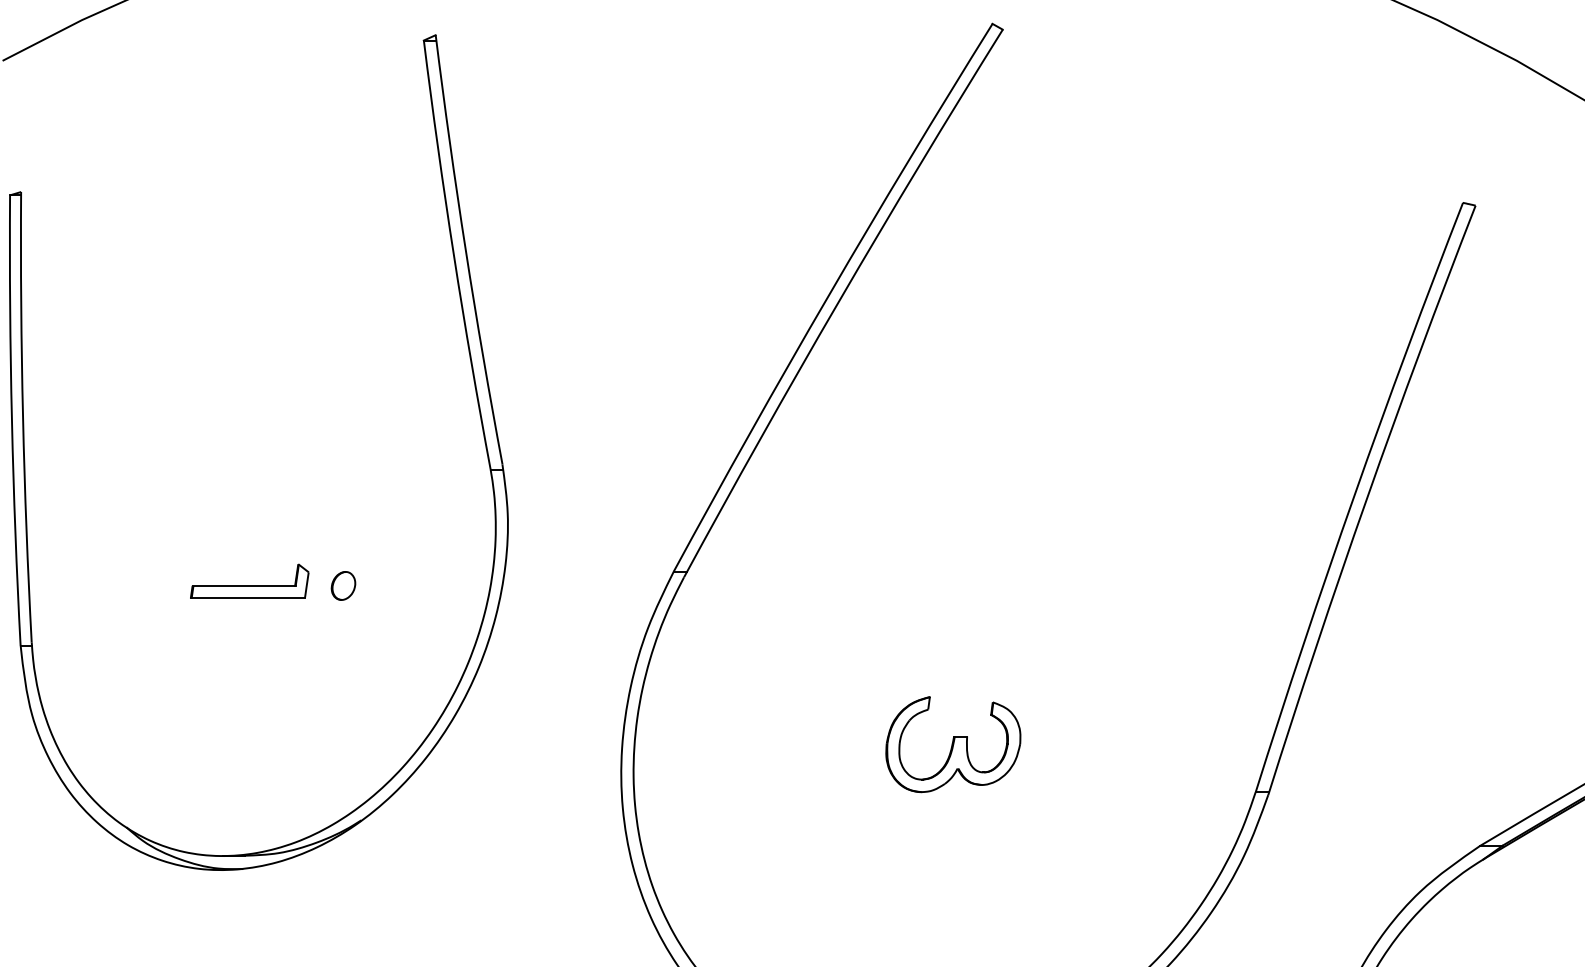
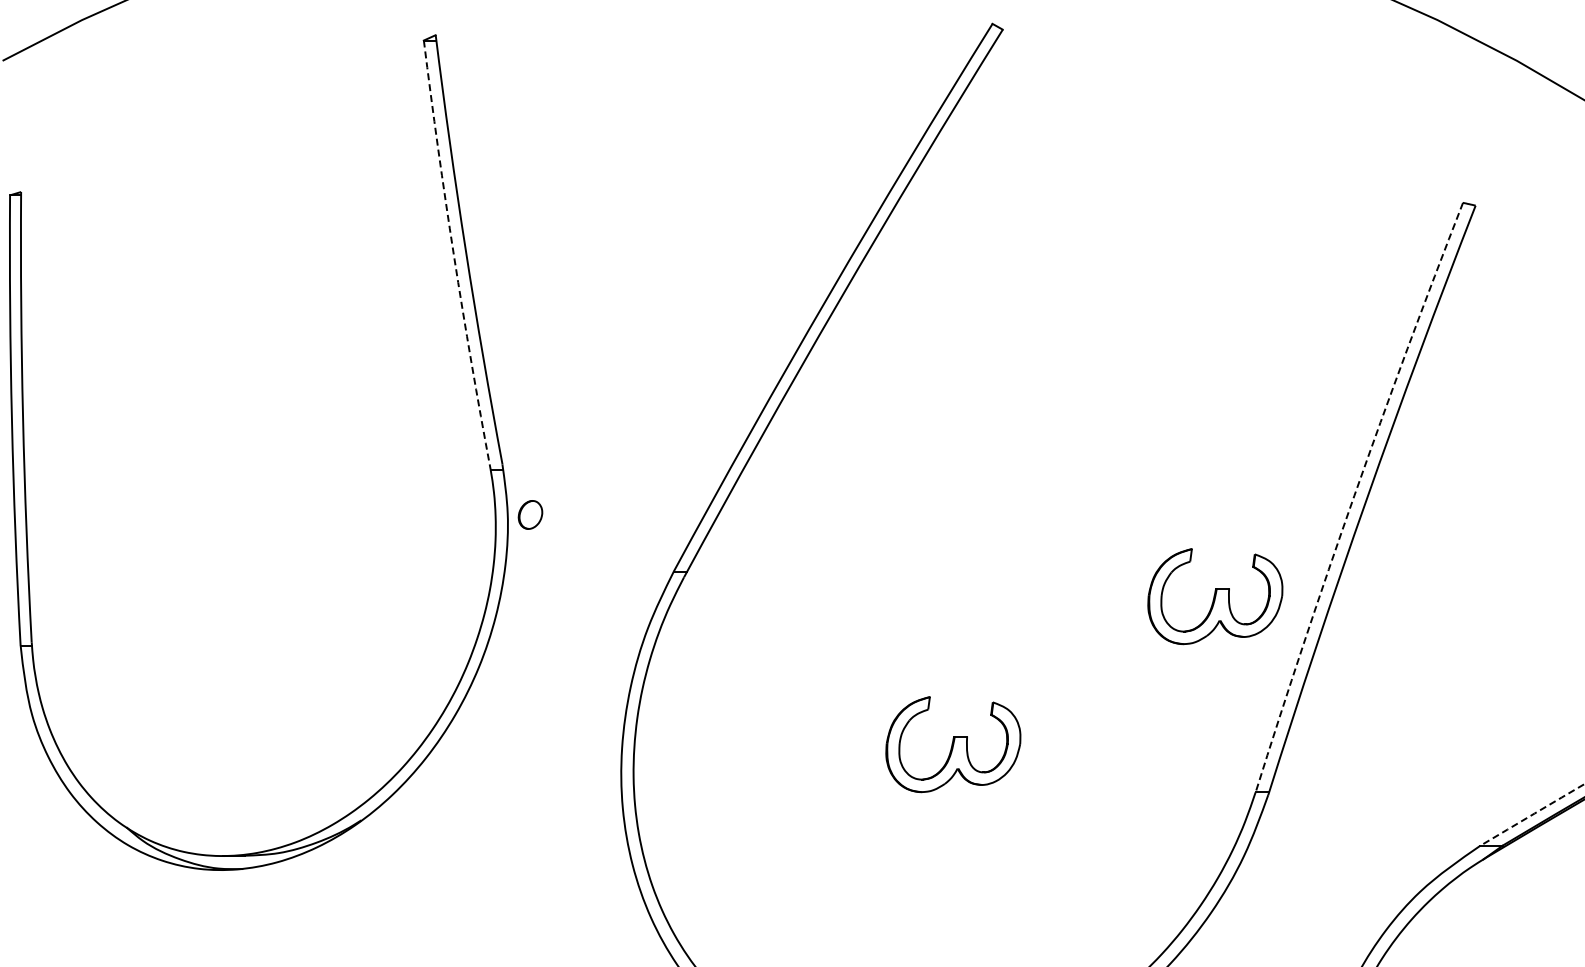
arc: solid -> dashed (453, 255)
arc: solid -> dashed (1354, 495)
part: present -> none (249, 580)
part position: (343, 585) -> (530, 514) (530, 514)
part: none -> present (1215, 596)
arc: solid -> dashed (1532, 814)
